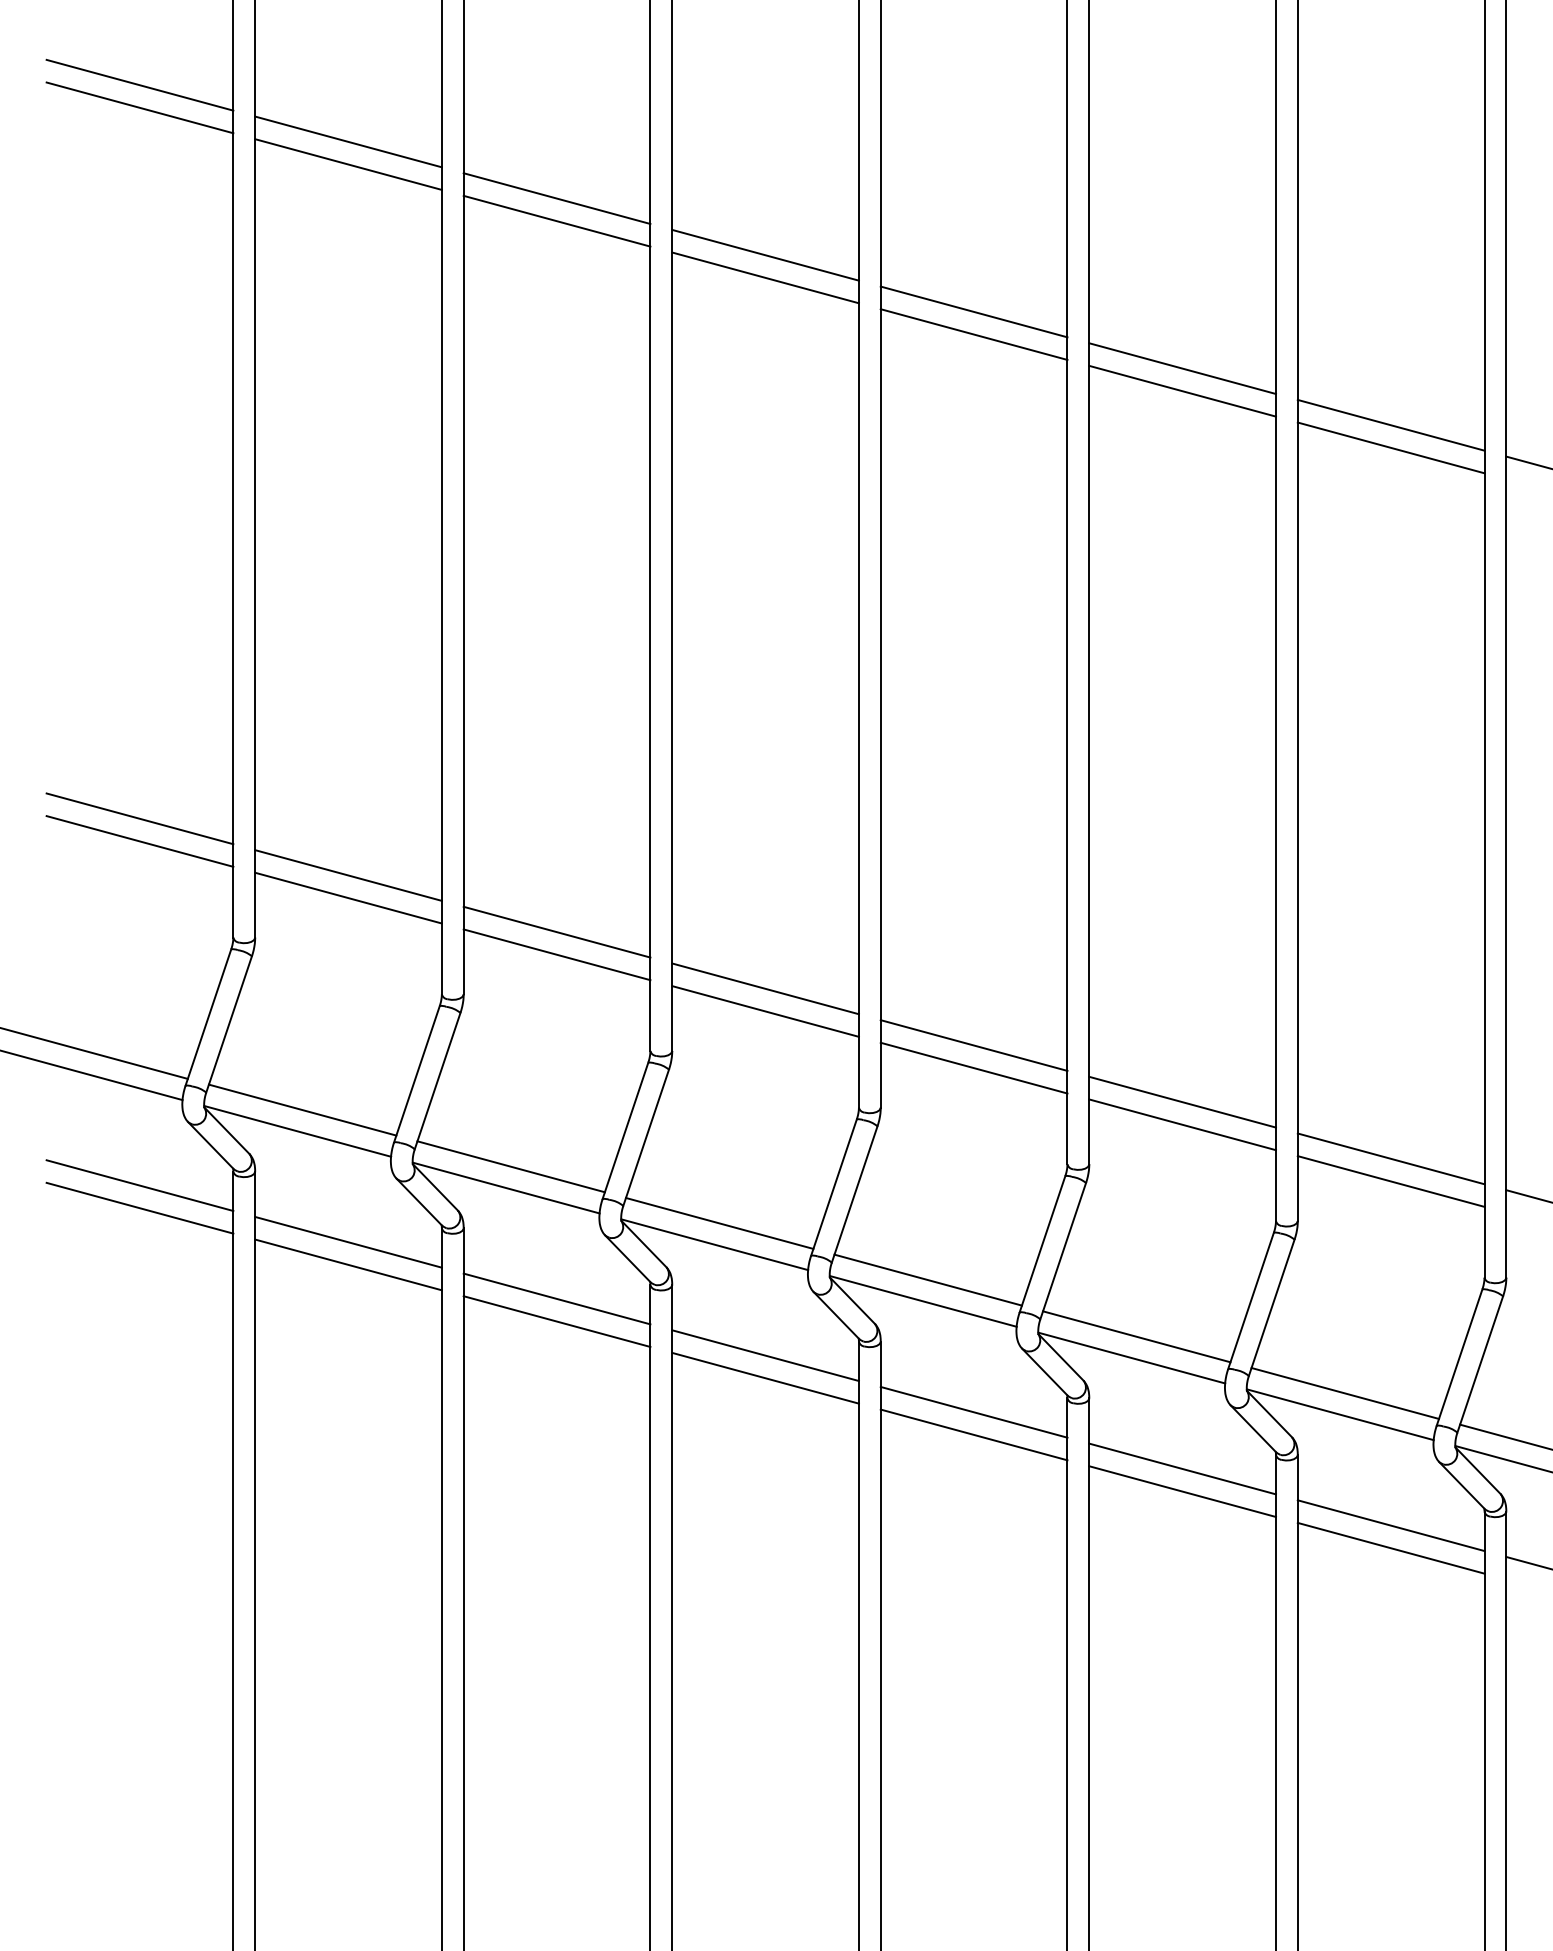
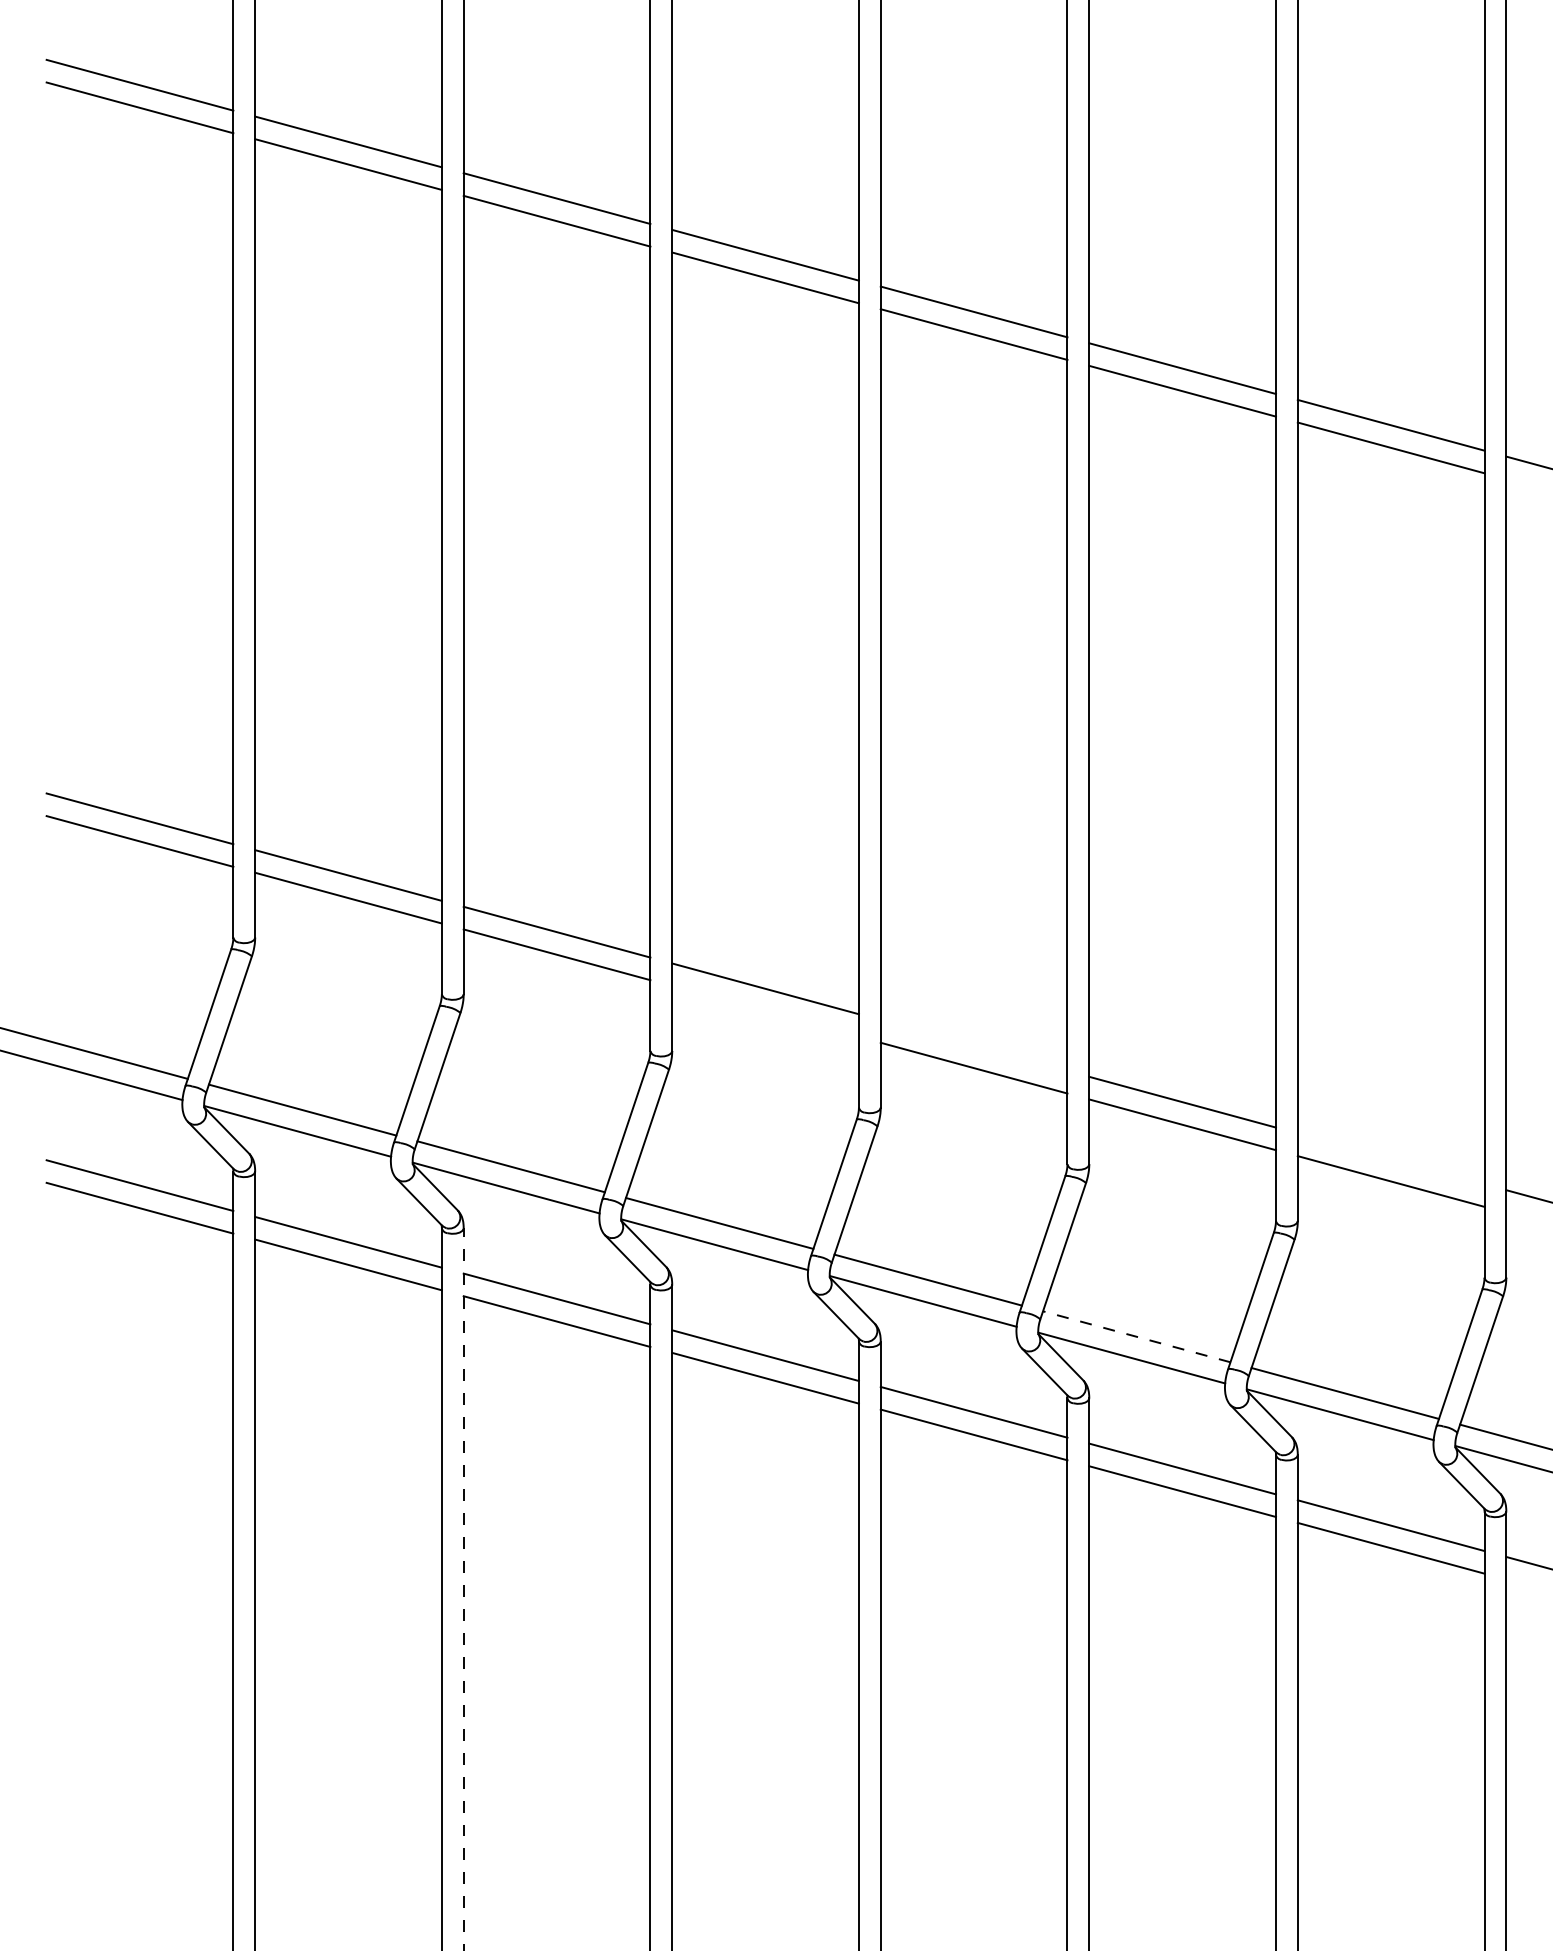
line: present -> none (765, 1011)
line: present -> none (973, 1045)
line: present -> none (1390, 1158)
line: solid -> dashed (1136, 1336)
line: solid -> dashed (463, 1589)
